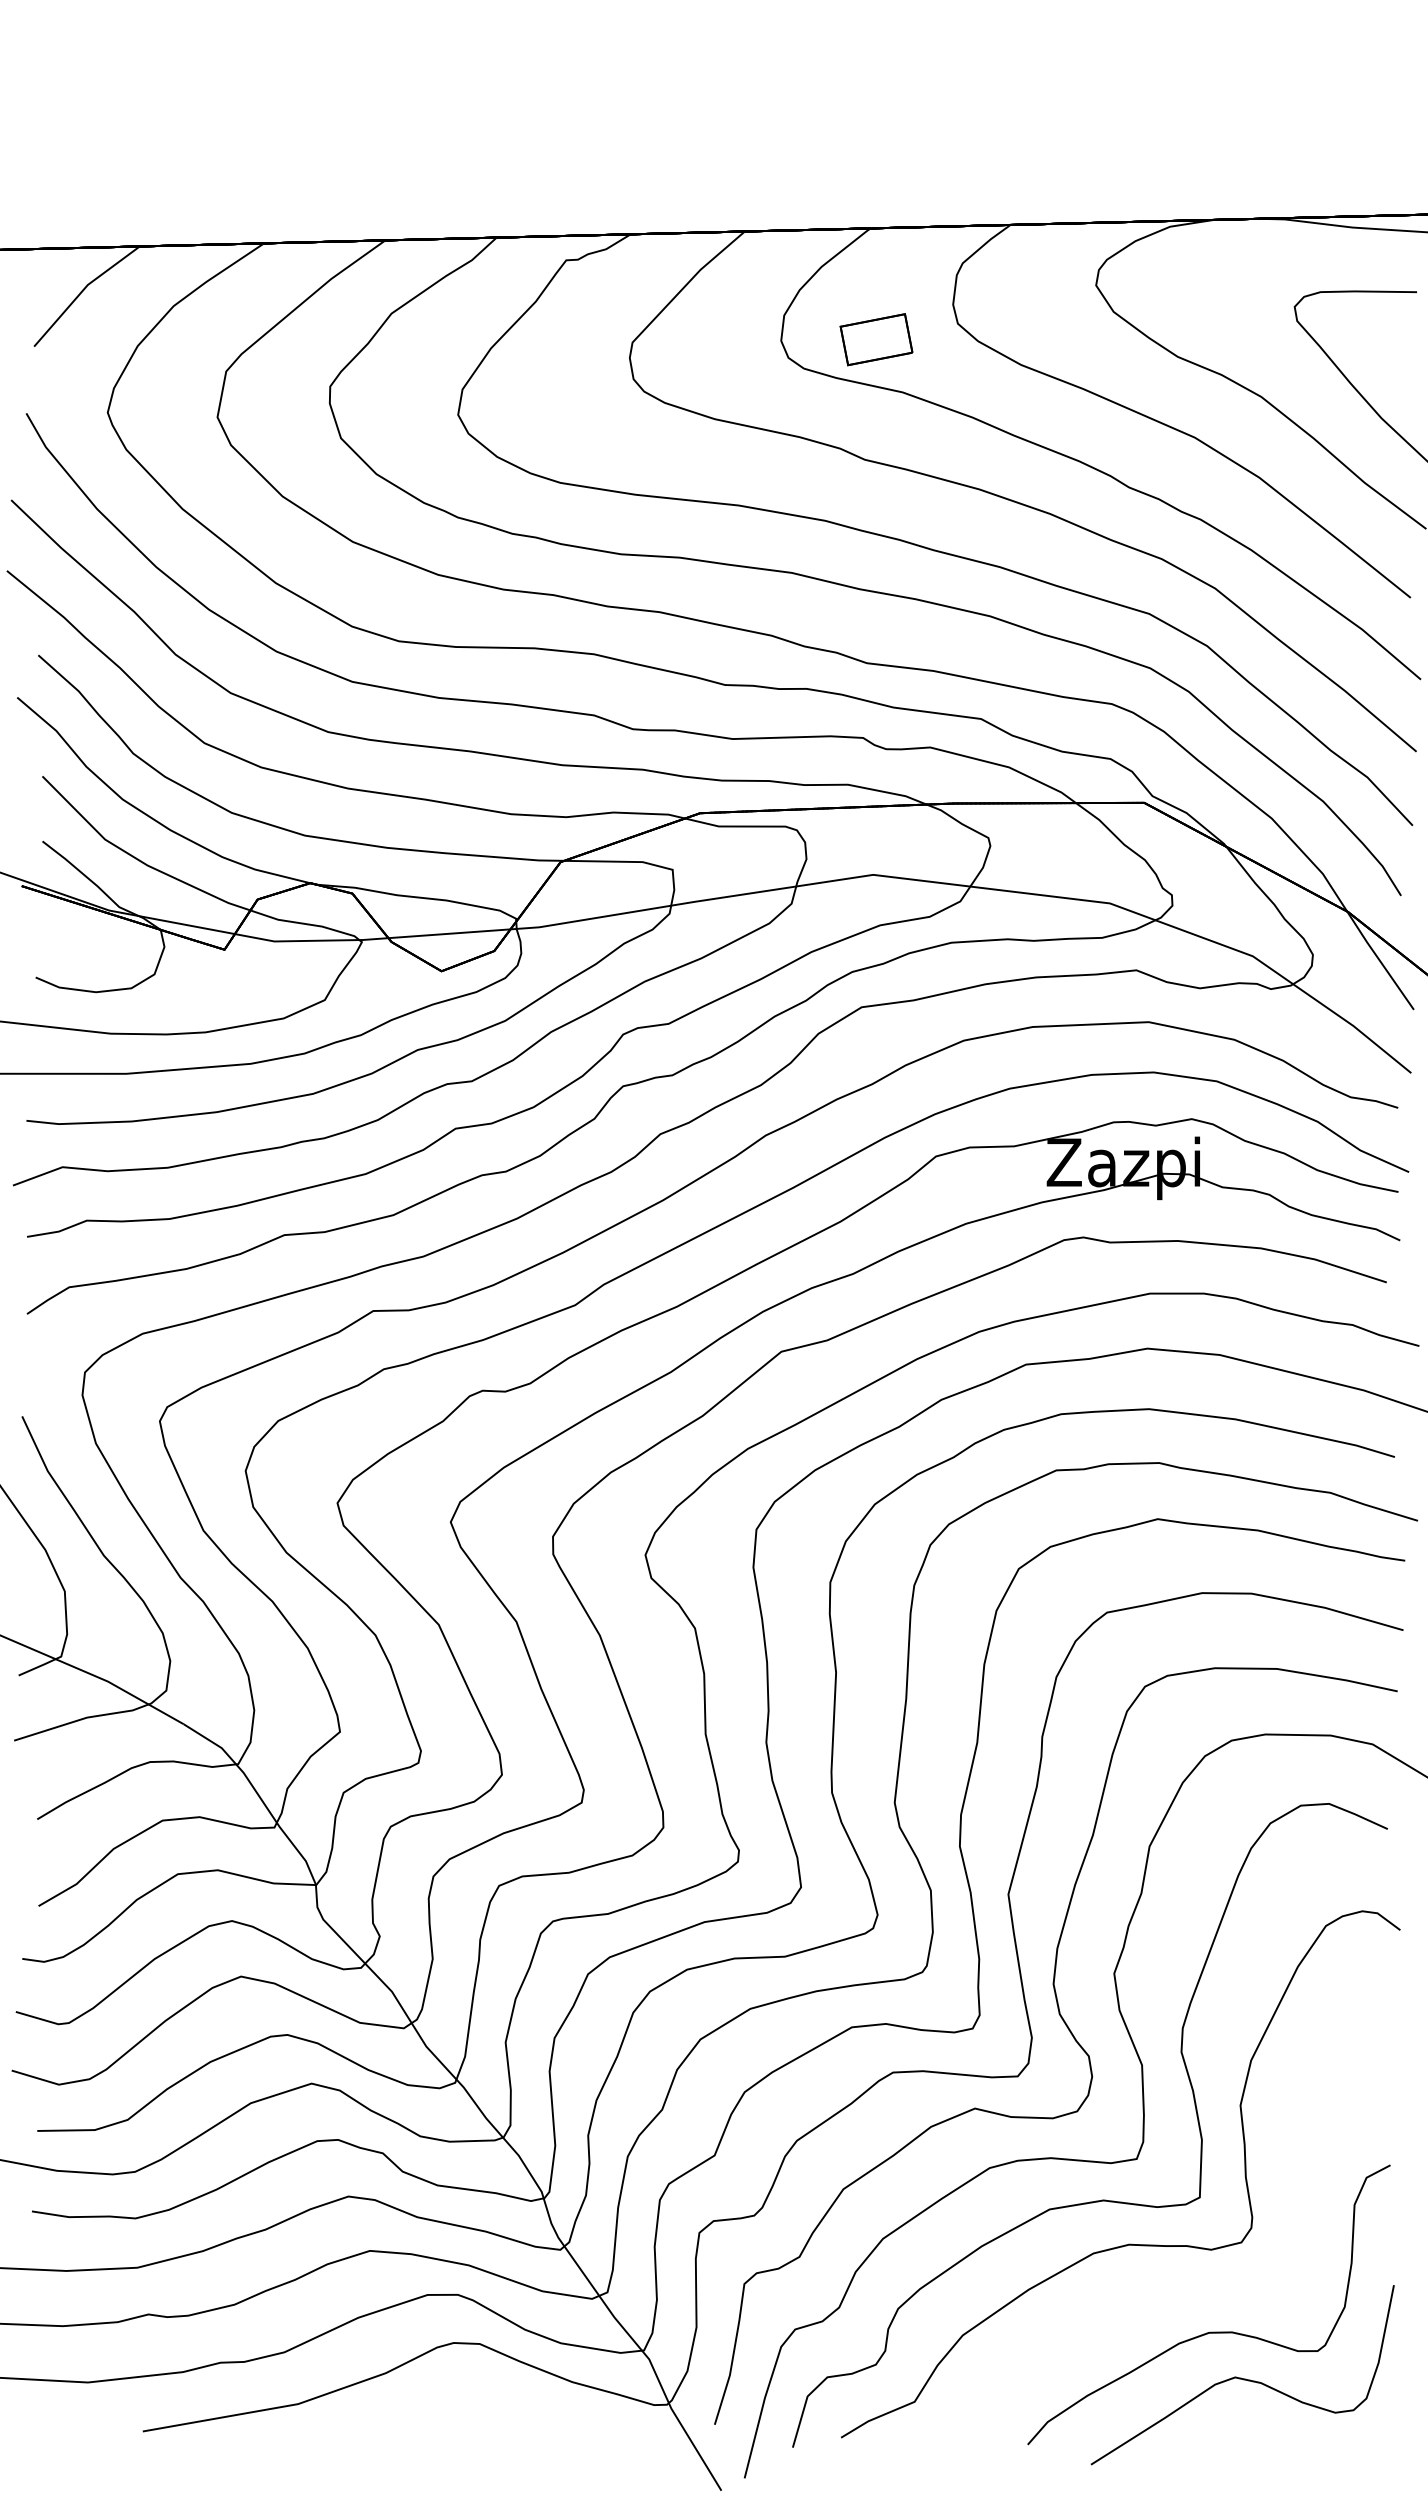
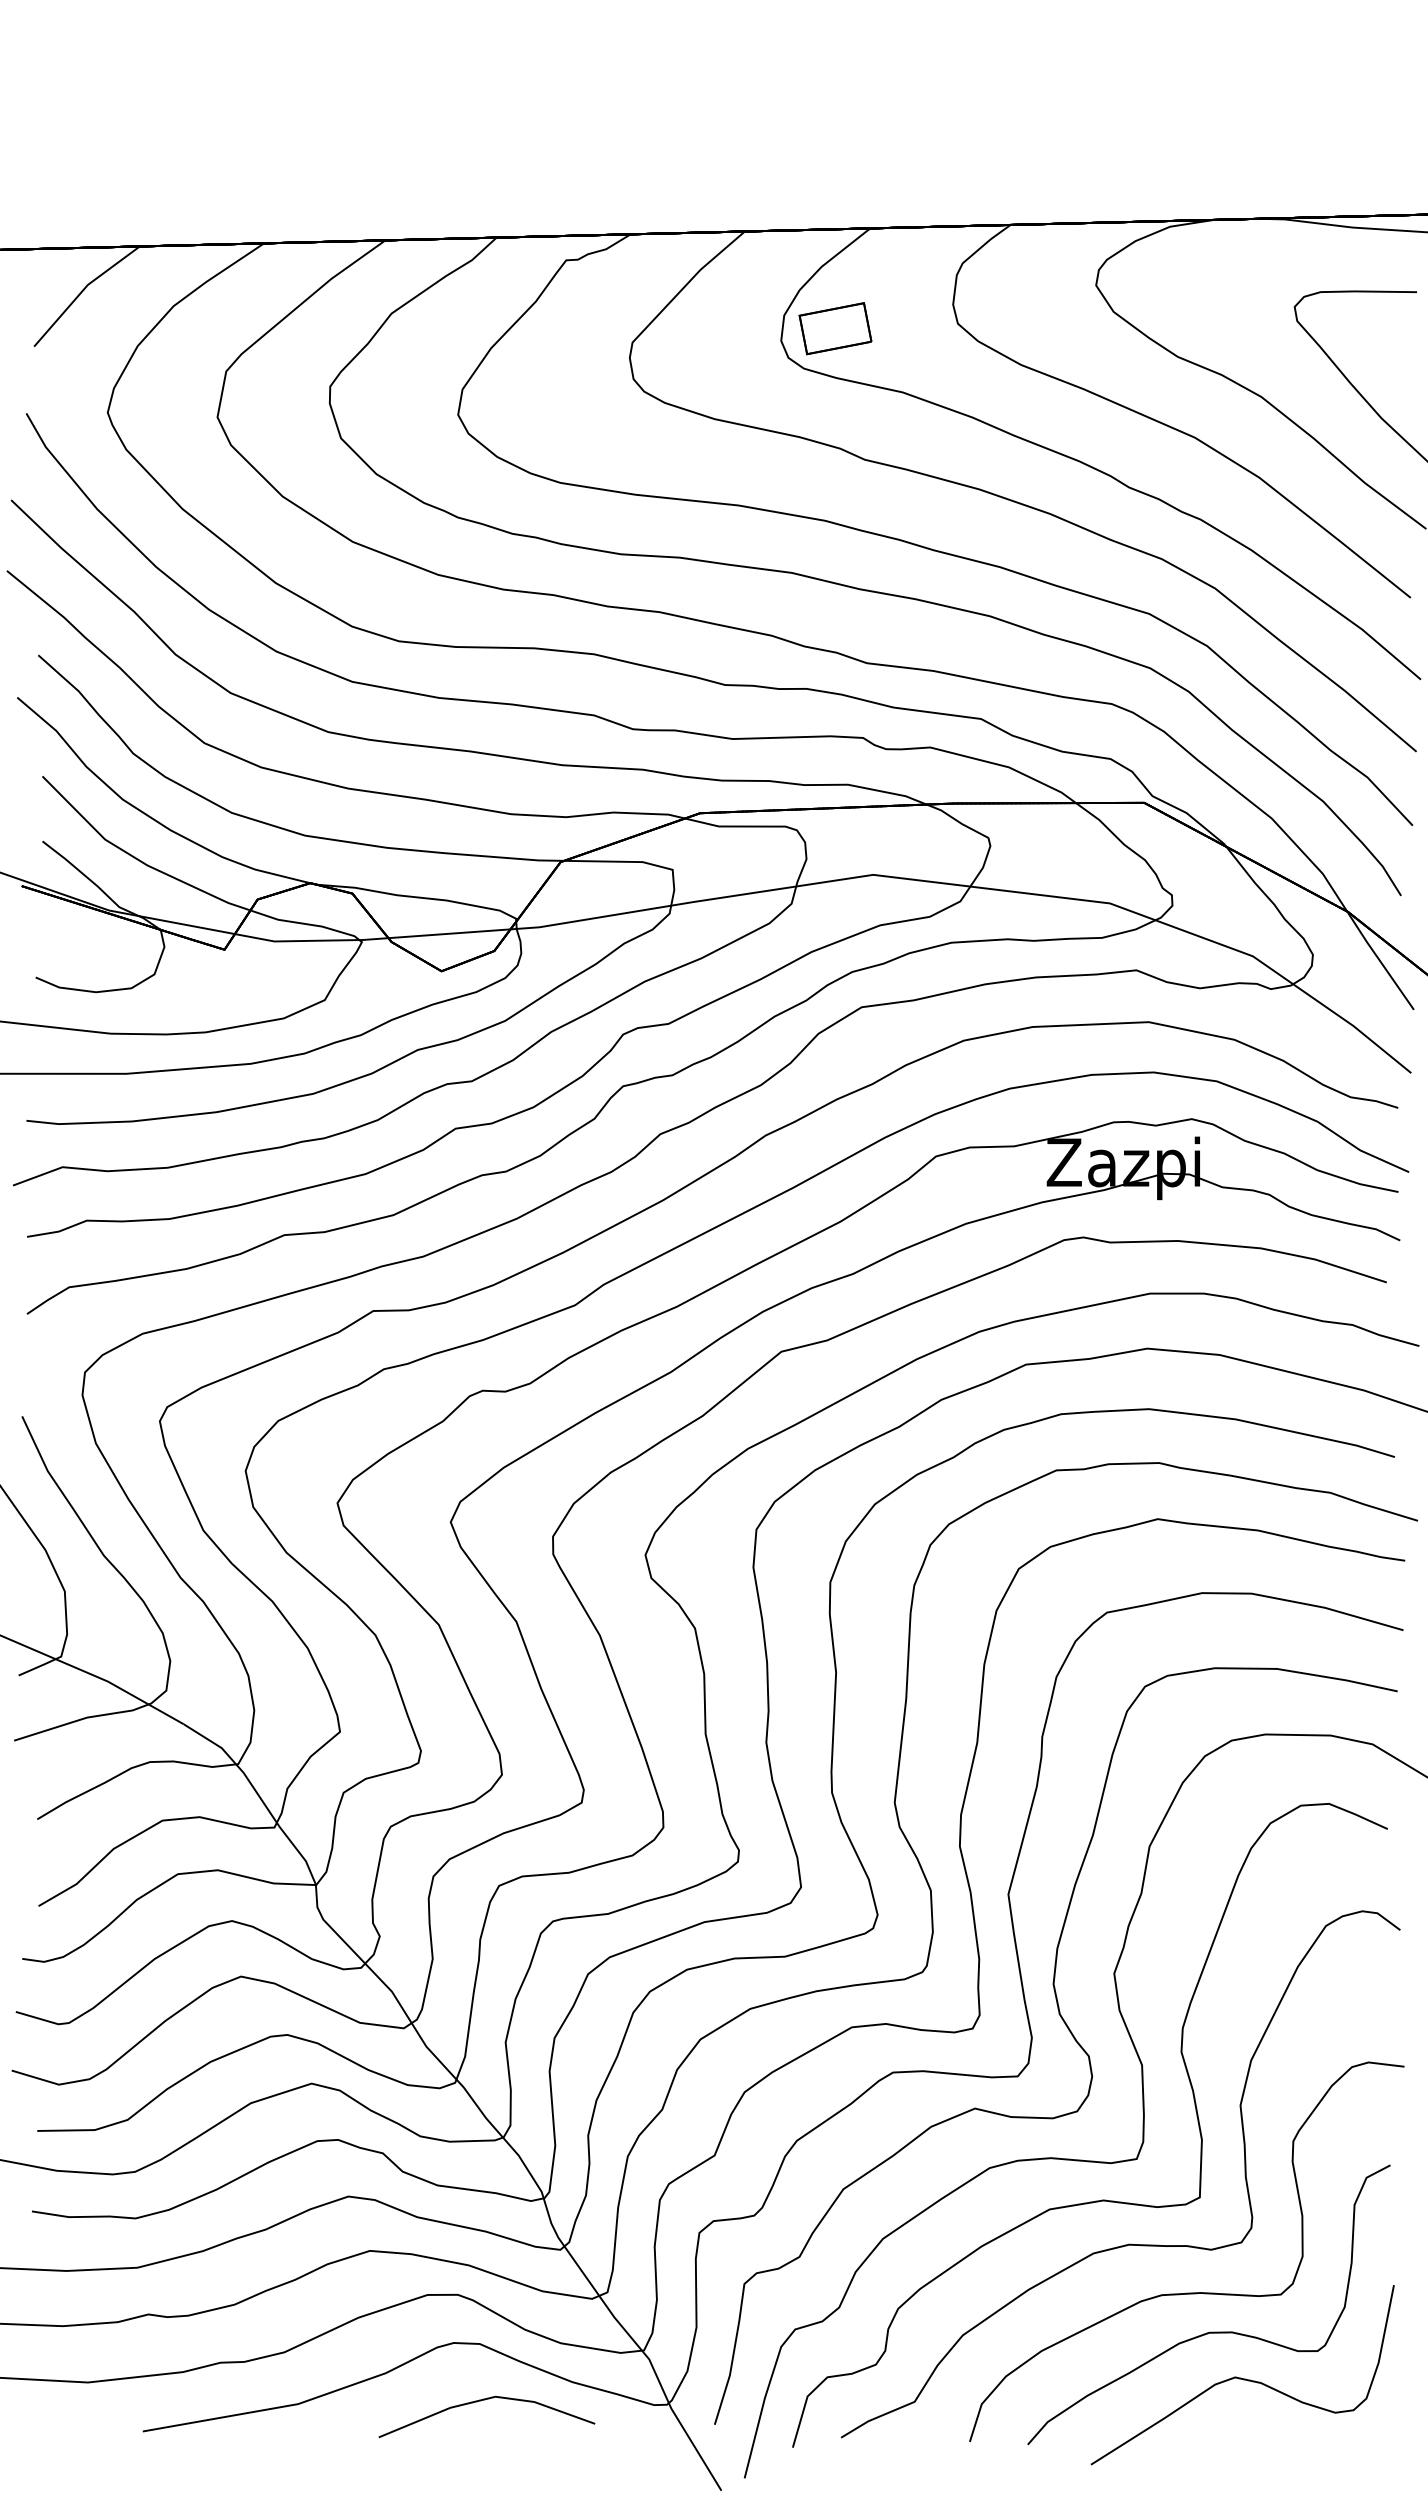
part position: (876, 339) -> (835, 328) (835, 328)
curve: none -> present (1186, 2292)
line: none -> present (481, 2401)
